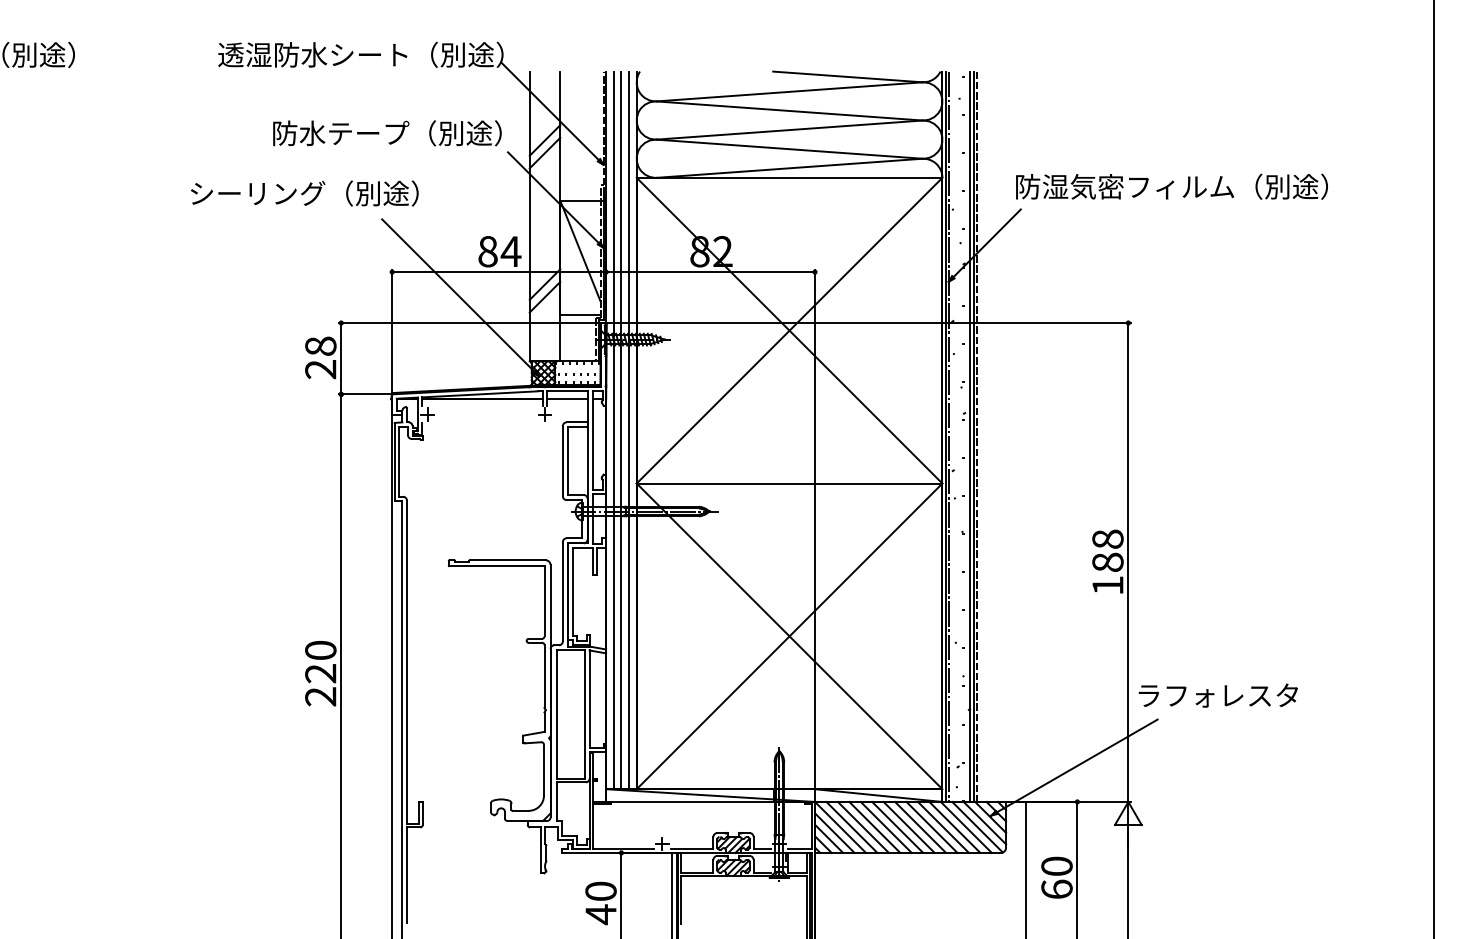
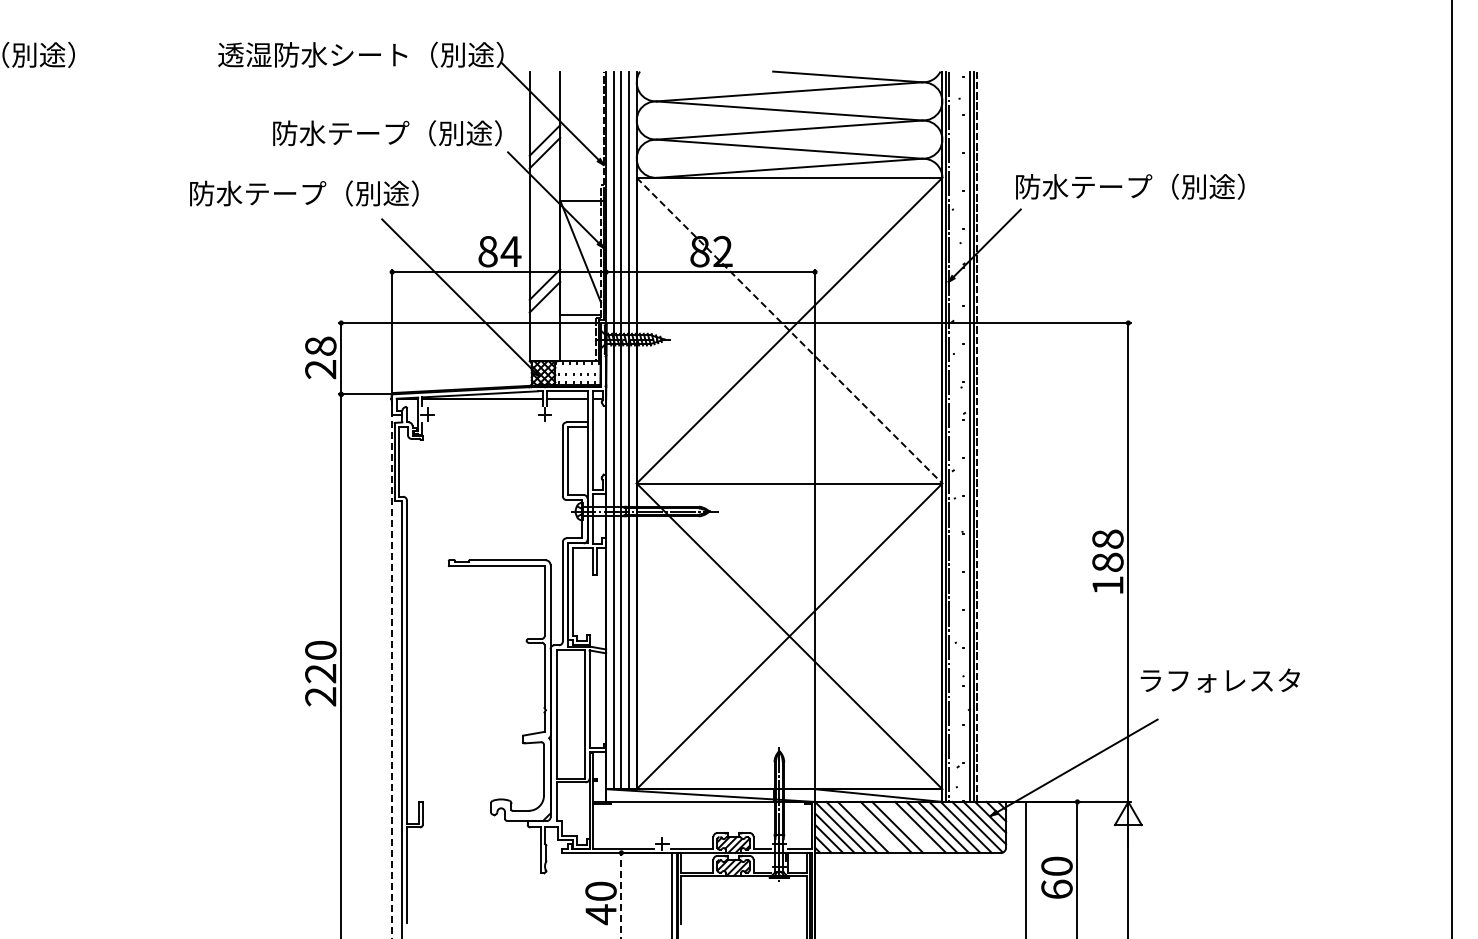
text: 防湿気密フィルム（別途） -> 防水テープ（別途） (1184, 186)
text: シーリング（別途） -> 防水テープ（別途） (258, 193)
line: solid -> dashed (789, 331)
line position: (1433, 468) -> (1451, 468) (1451, 468)
line: solid -> dashed (392, 669)
text position: (1217, 695) -> (1219, 680) (1219, 680)
line: present -> none (874, 826)
line: present -> none (908, 826)
line: solid -> dashed (621, 895)
